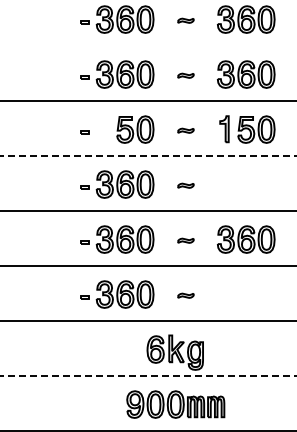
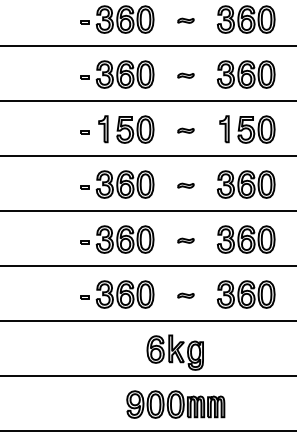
line: none -> present (147, 46)
part: none -> present (103, 129)
line: dashed -> solid (148, 156)
part: none -> present (246, 184)
part: none -> present (246, 294)
line: dashed -> solid (148, 376)
